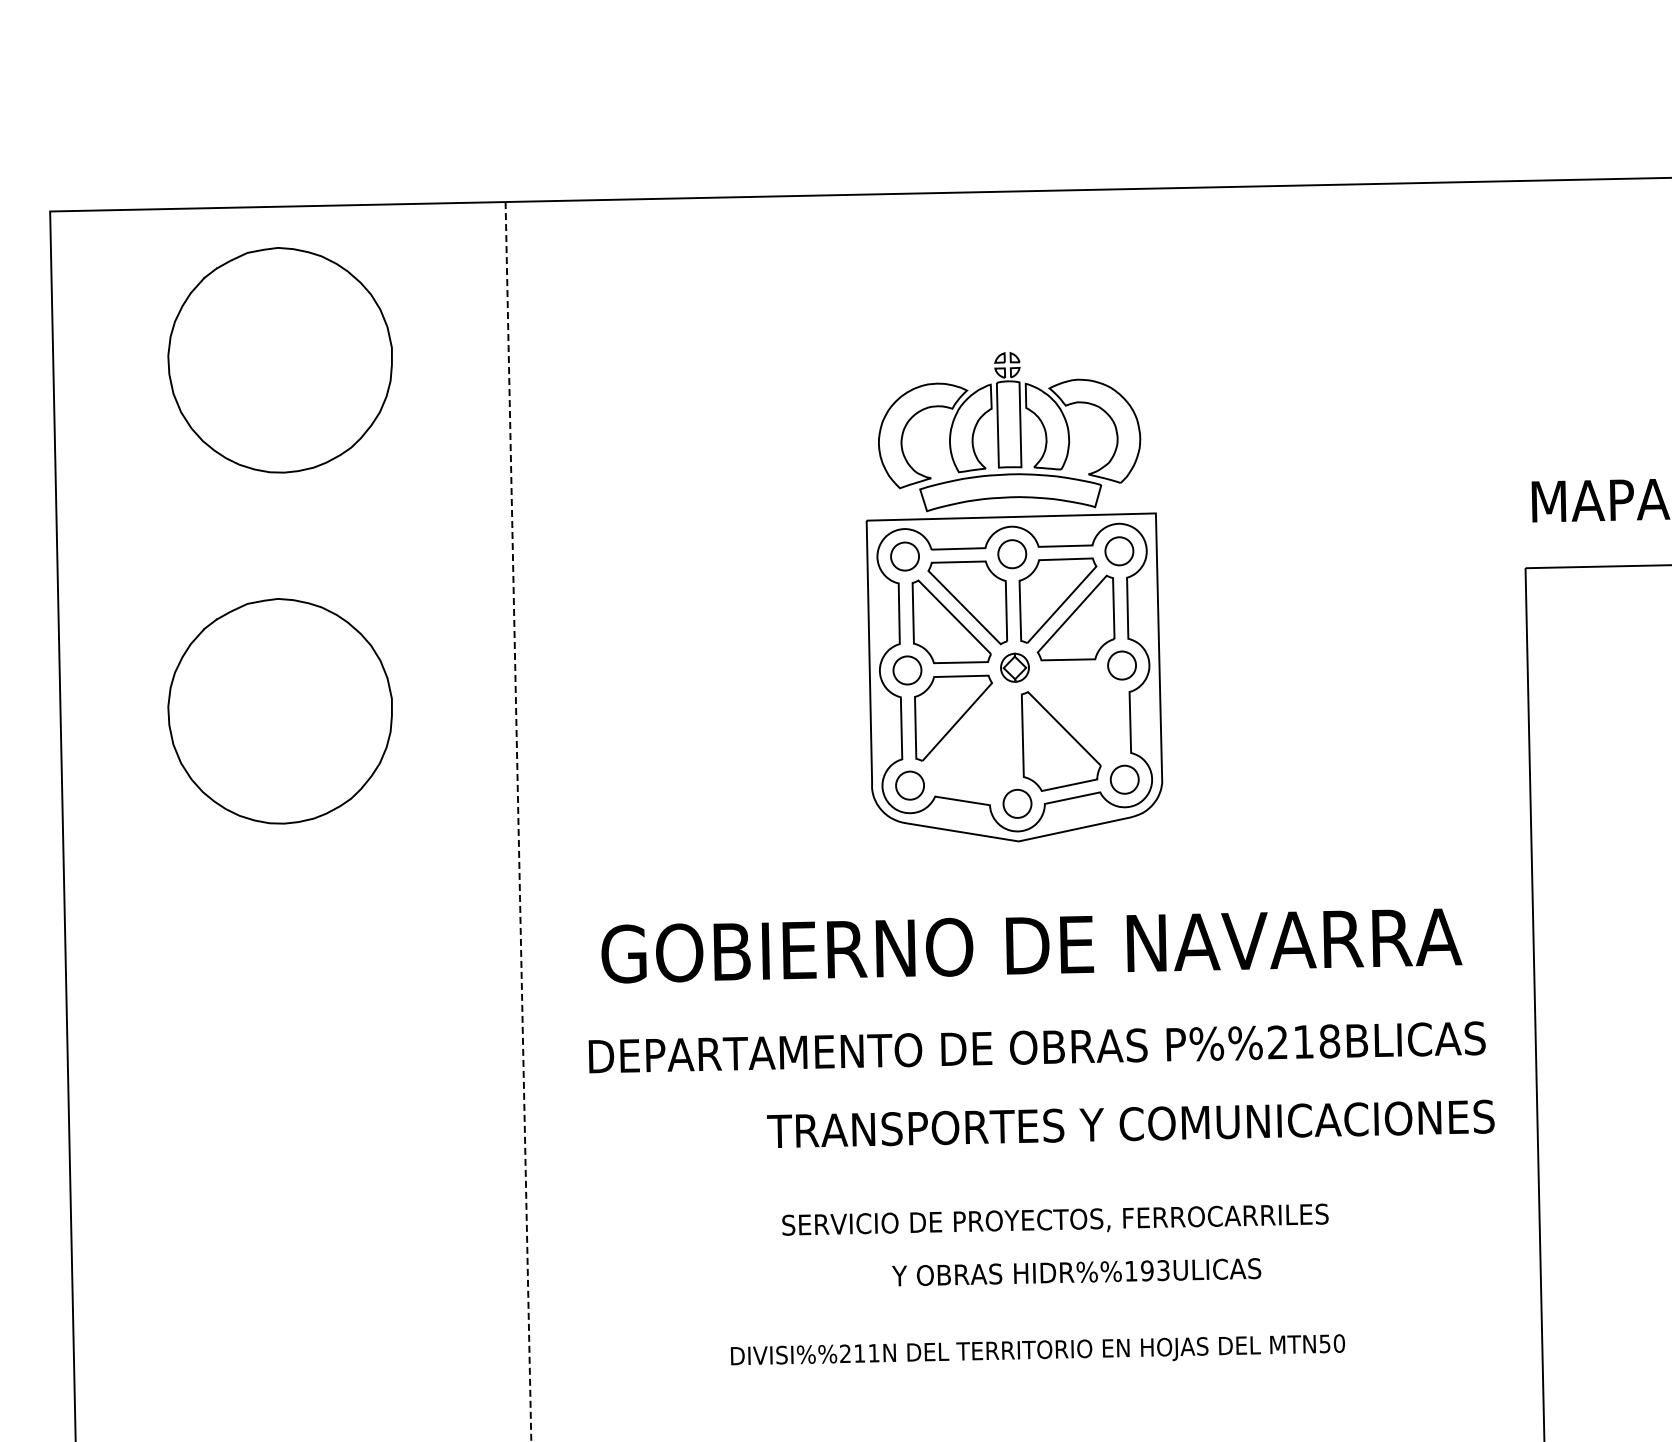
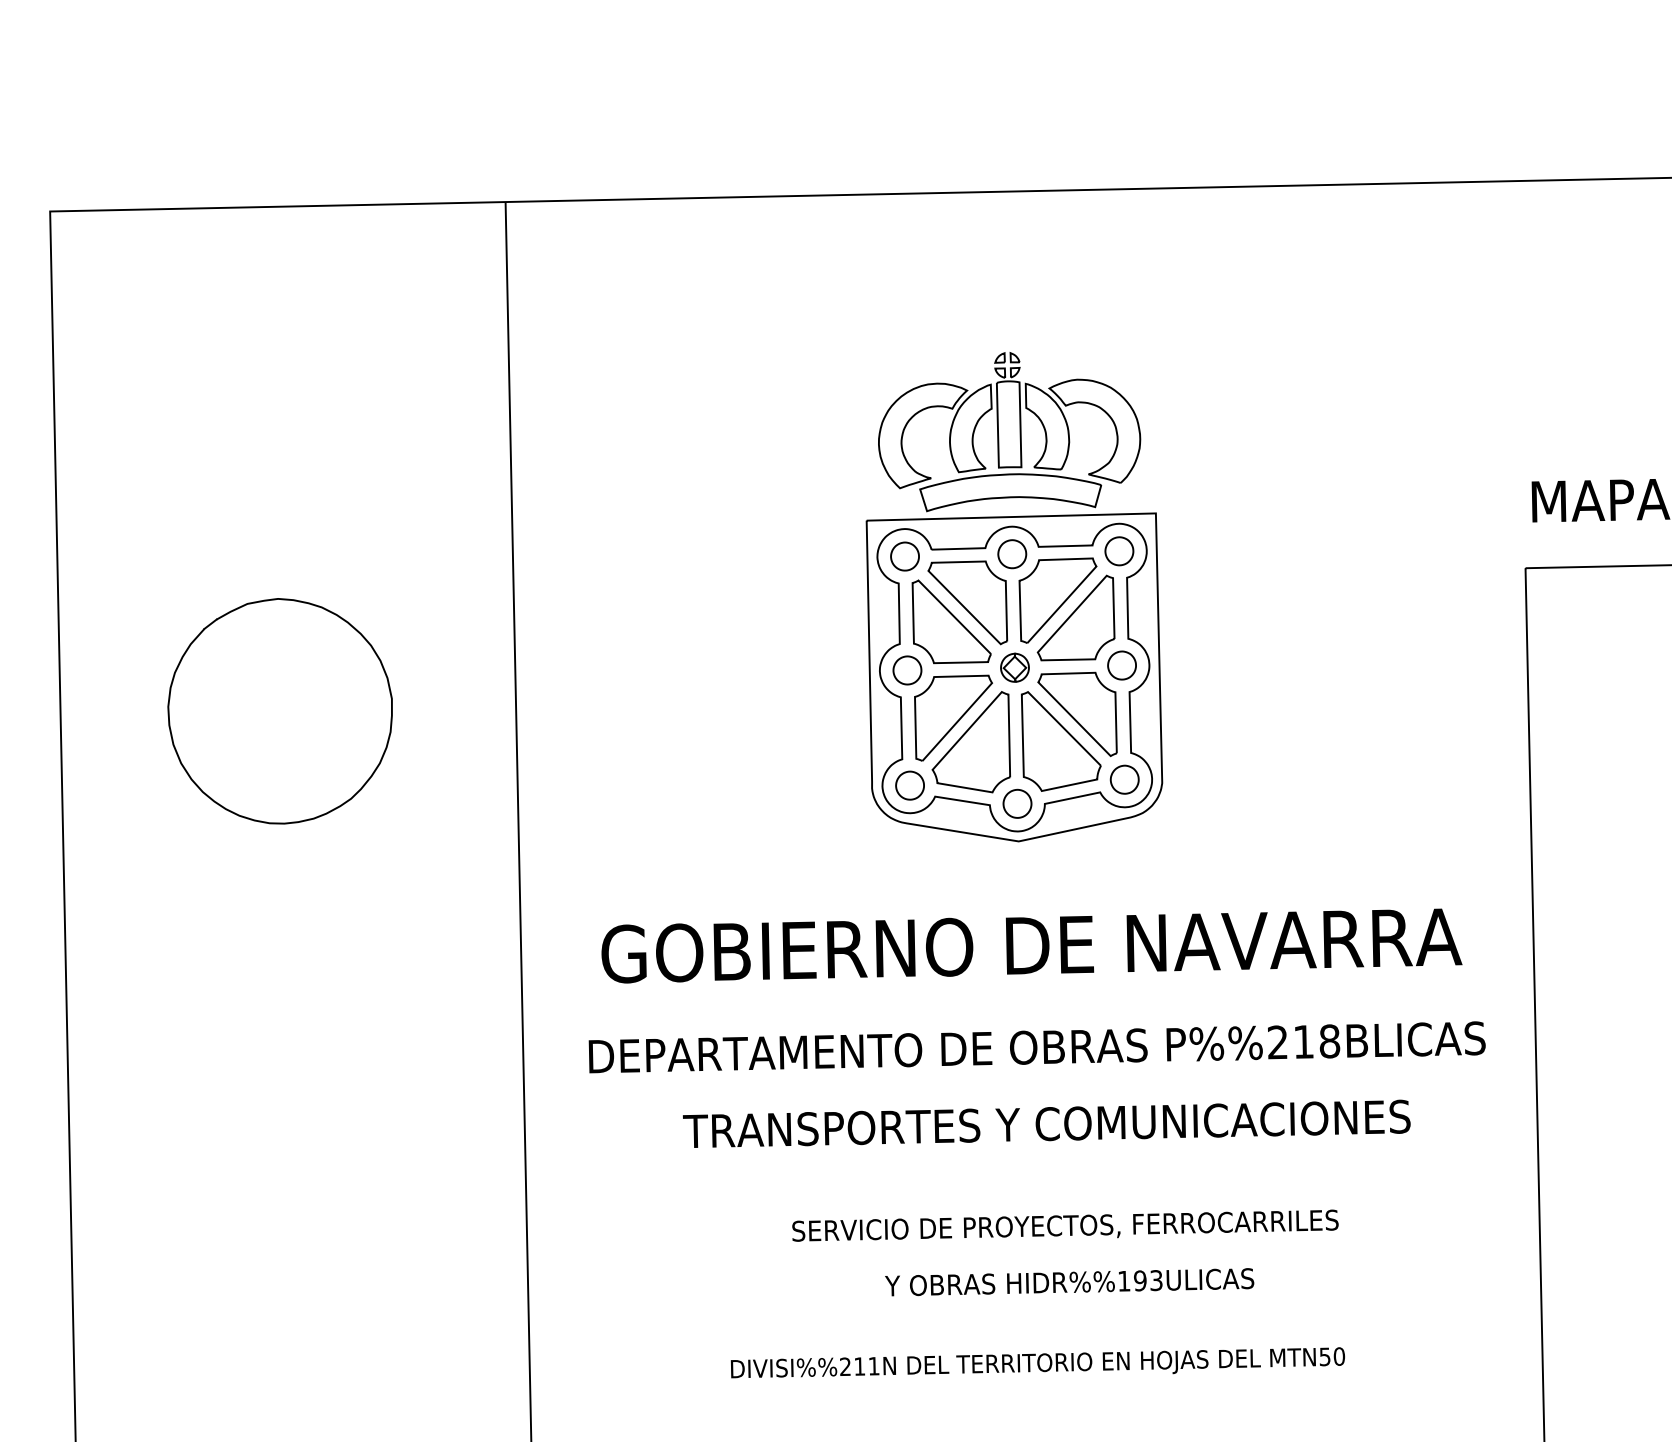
part: present -> none (279, 360)
part: none -> present (1077, 713)
part: none -> present (970, 742)
line: dashed -> solid (518, 821)
text position: (1130, 1123) -> (1046, 1123) (1046, 1123)
text position: (1055, 1219) -> (1065, 1225) (1065, 1225)
text position: (1076, 1272) -> (1069, 1282) (1069, 1282)
text position: (1037, 1349) -> (1037, 1362) (1037, 1362)
